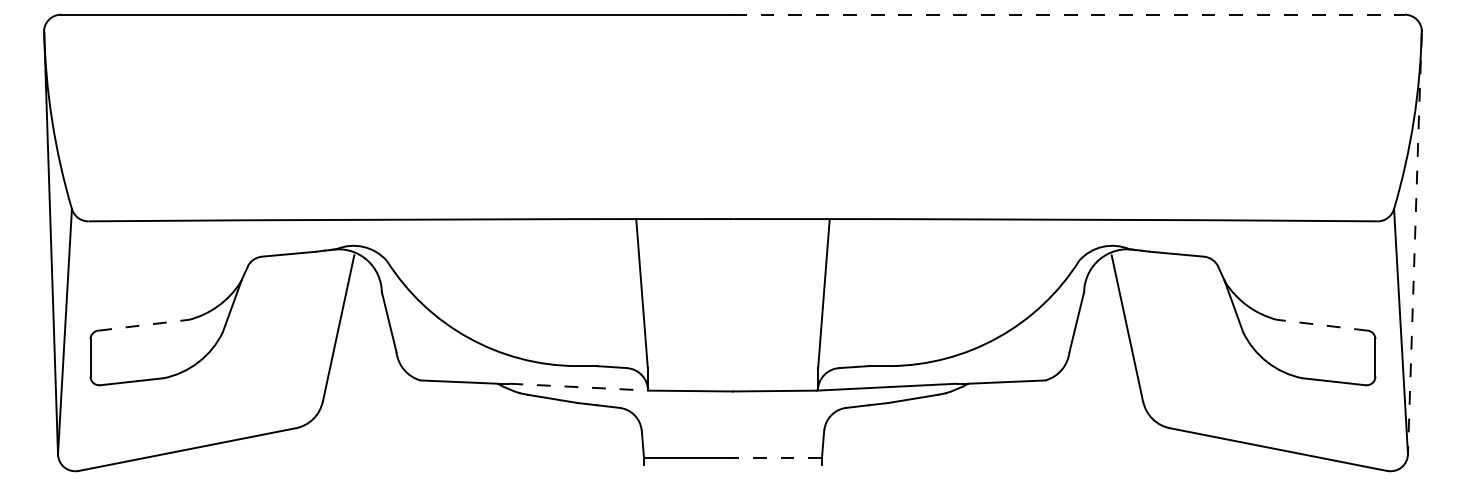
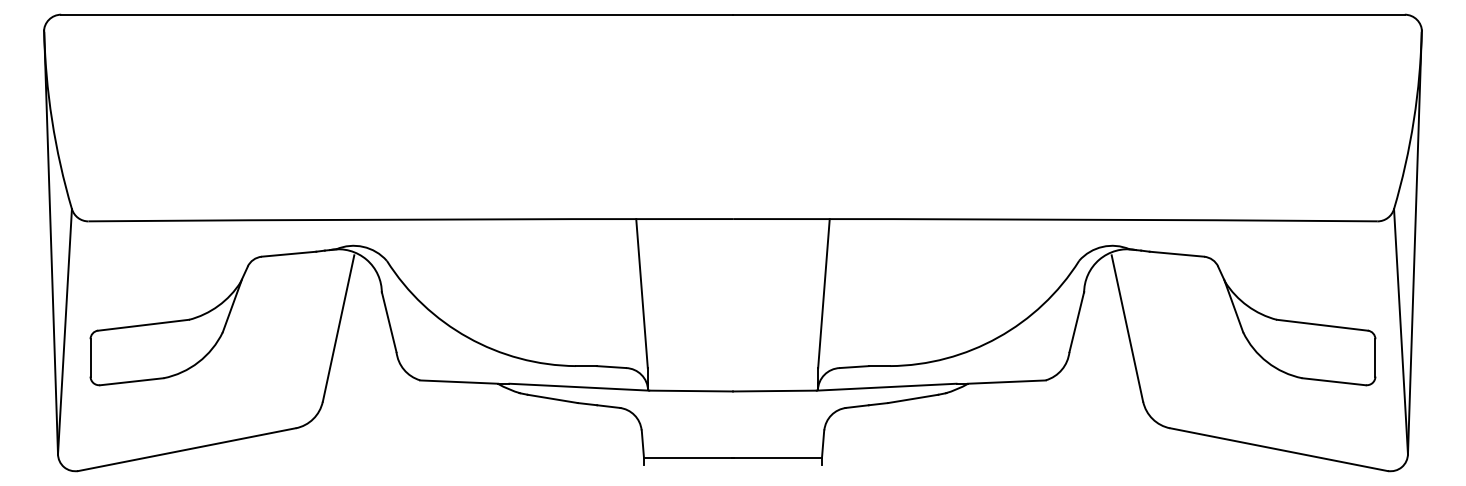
line: dashed -> solid (1068, 14)
line: dashed -> solid (1414, 244)
line: dashed -> solid (143, 325)
line: dashed -> solid (1322, 325)
line: dashed -> solid (579, 387)
line: dashed -> solid (777, 457)
